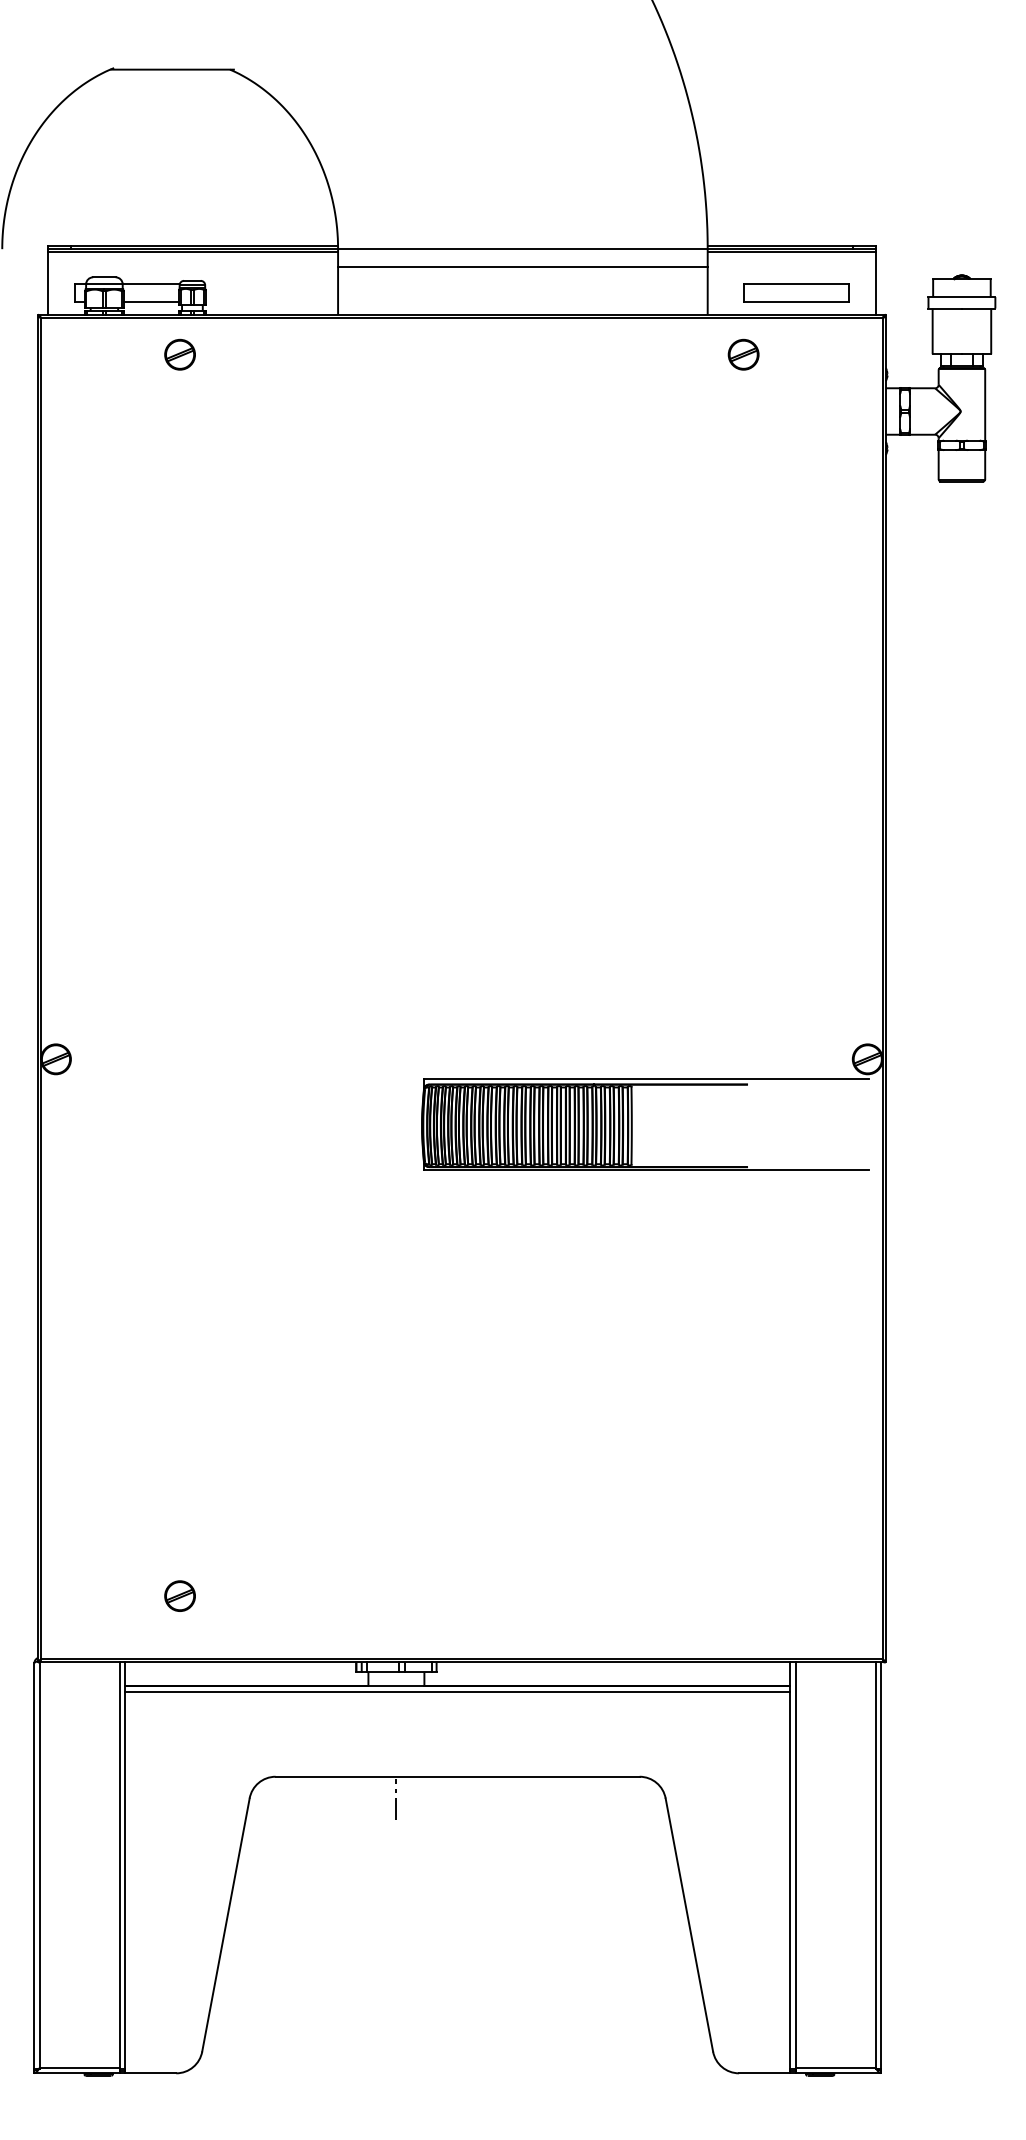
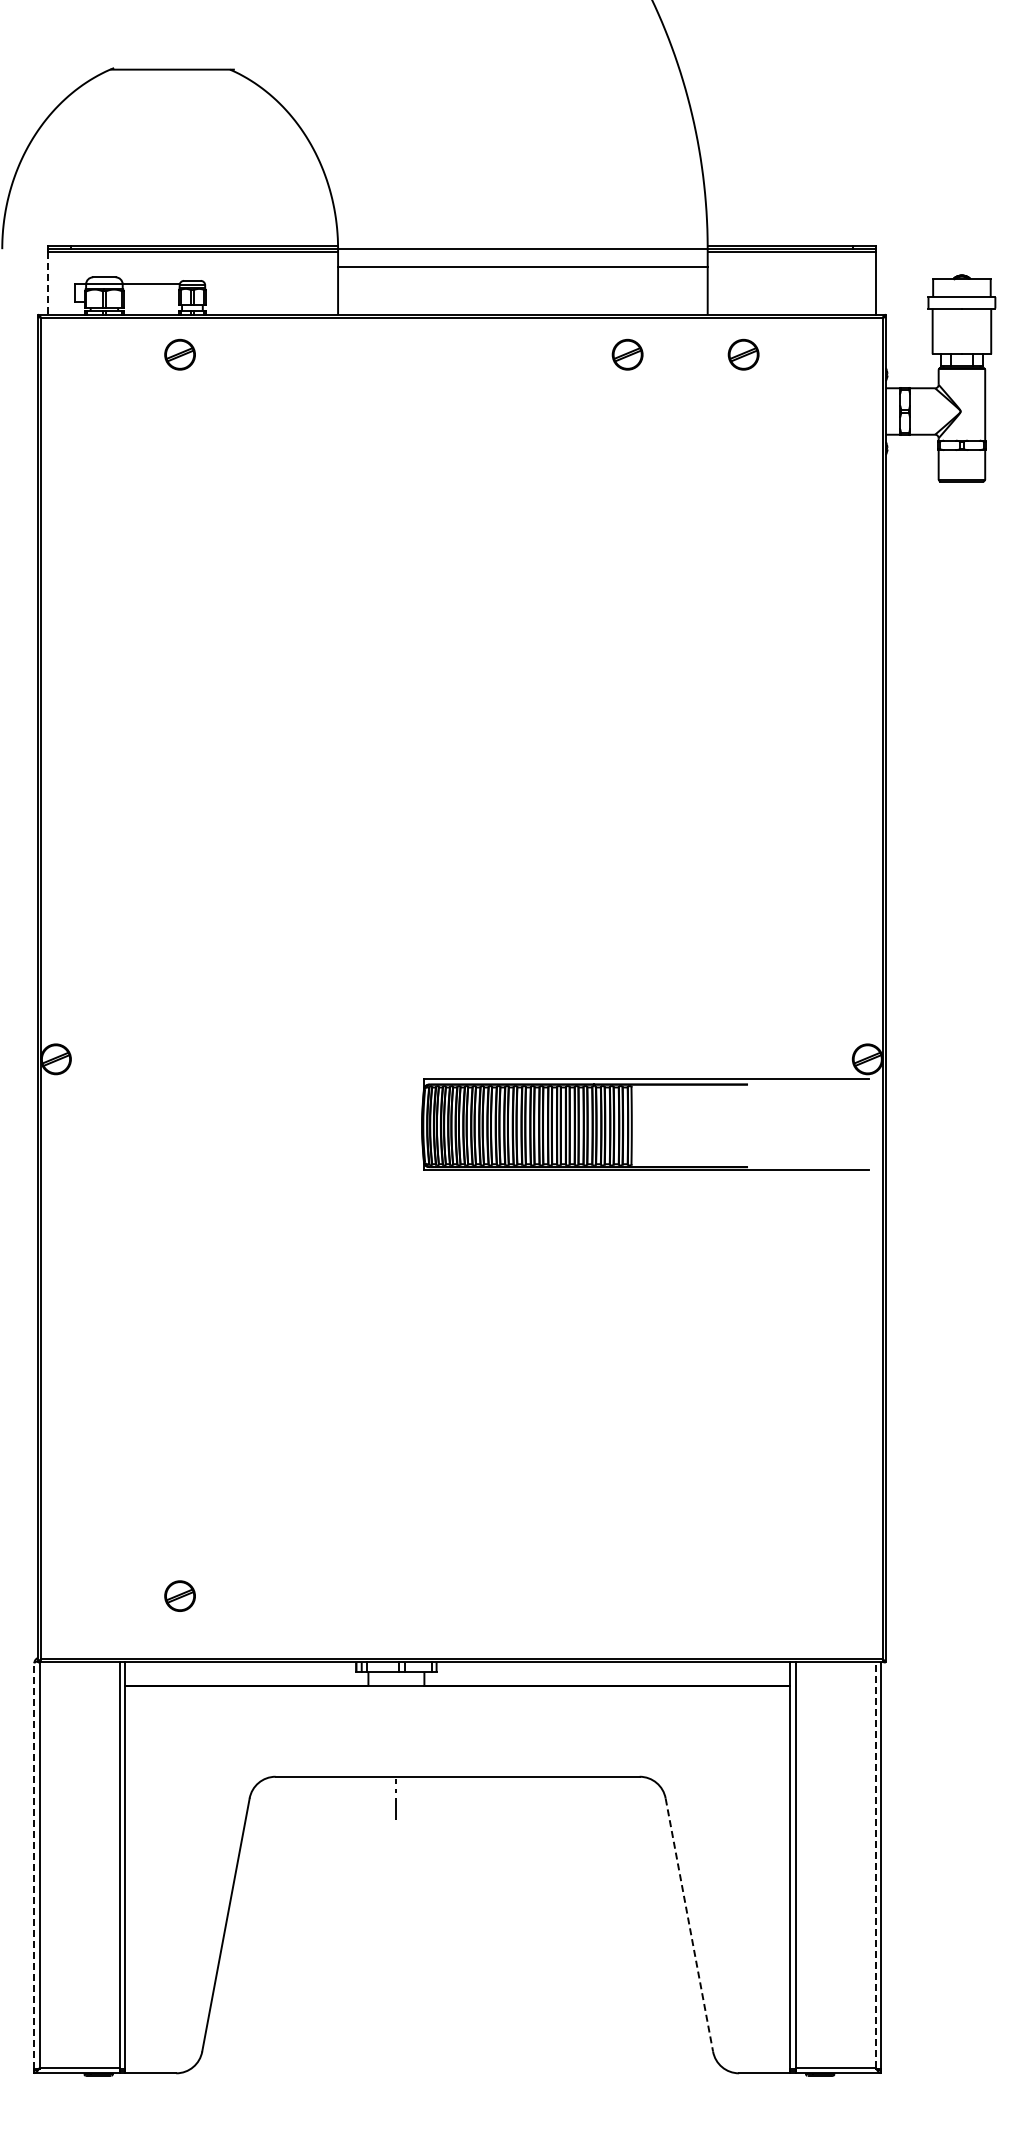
line: solid -> dashed (48, 283)
part: present -> none (796, 292)
line: present -> none (151, 301)
part: none -> present (627, 354)
line: present -> none (457, 1691)
line: solid -> dashed (34, 1865)
line: solid -> dashed (875, 1865)
line: solid -> dashed (689, 1925)
